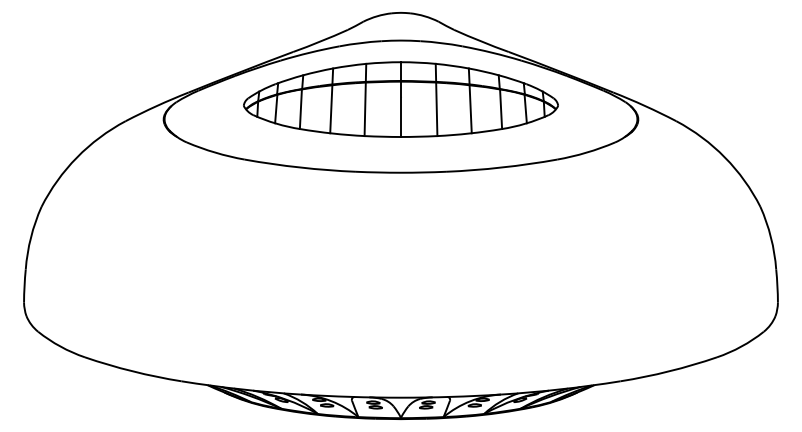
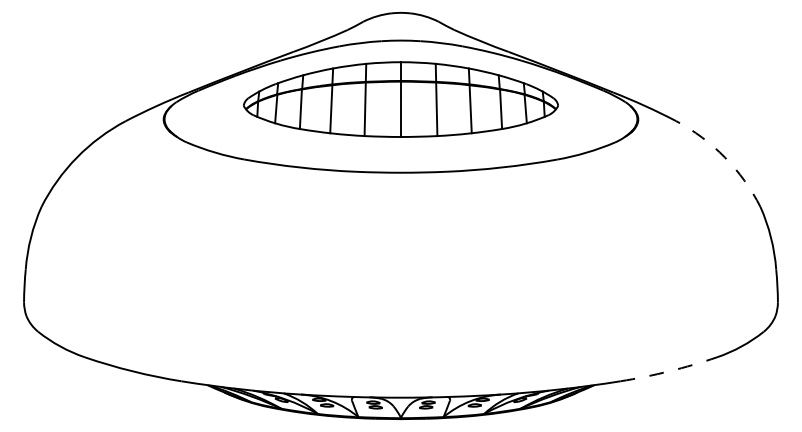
arc: solid -> dashed (725, 157)
arc: solid -> dashed (669, 371)
